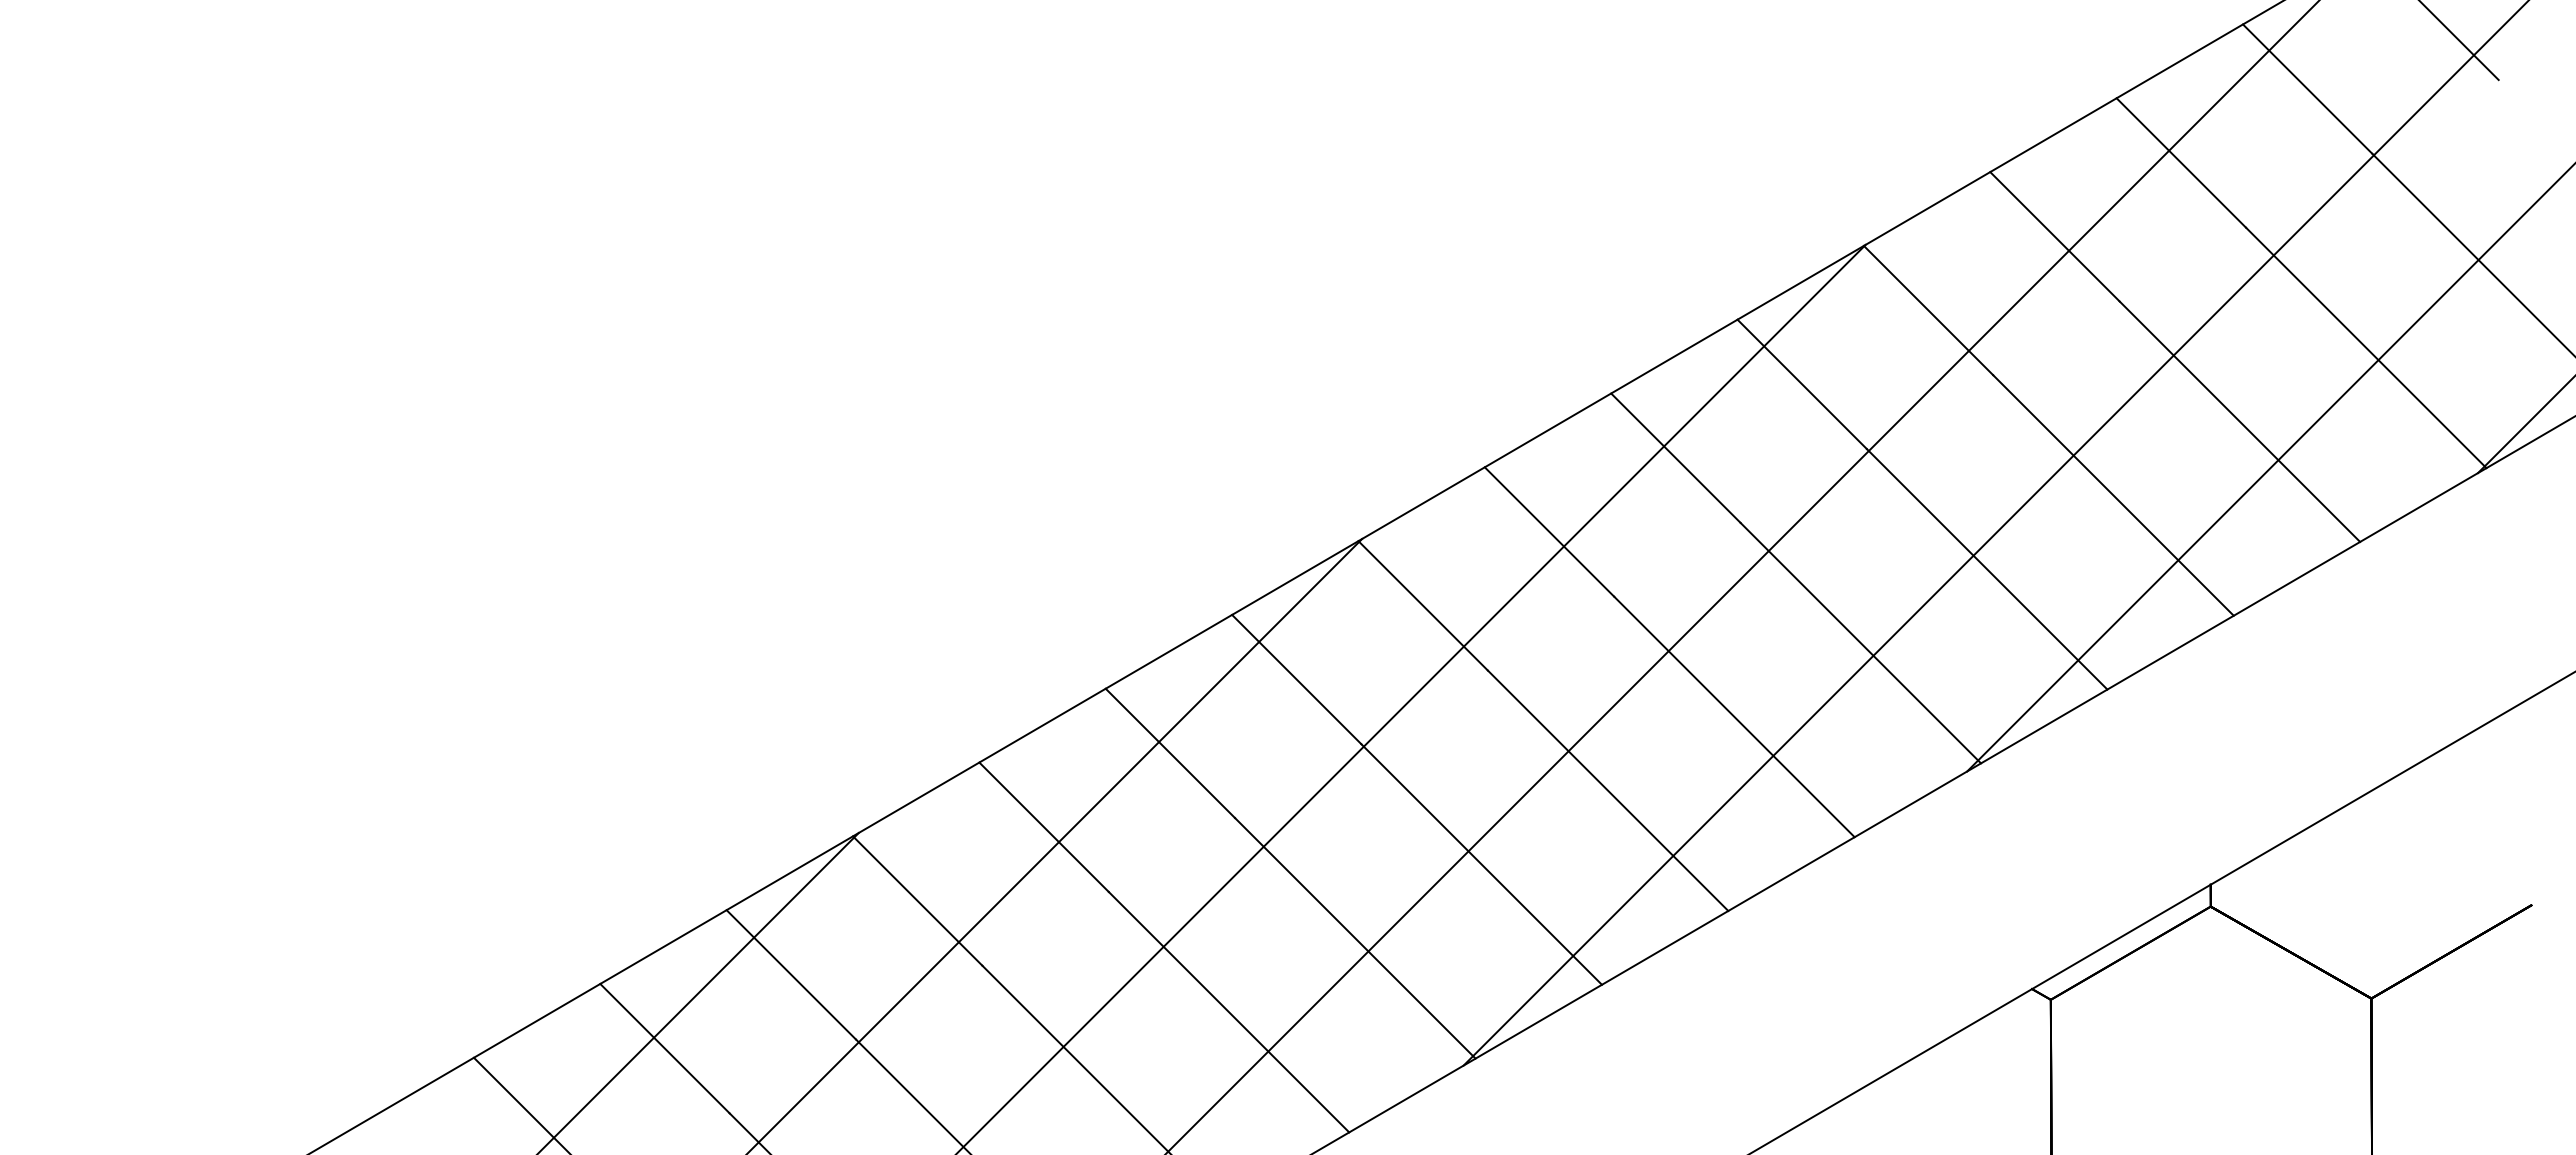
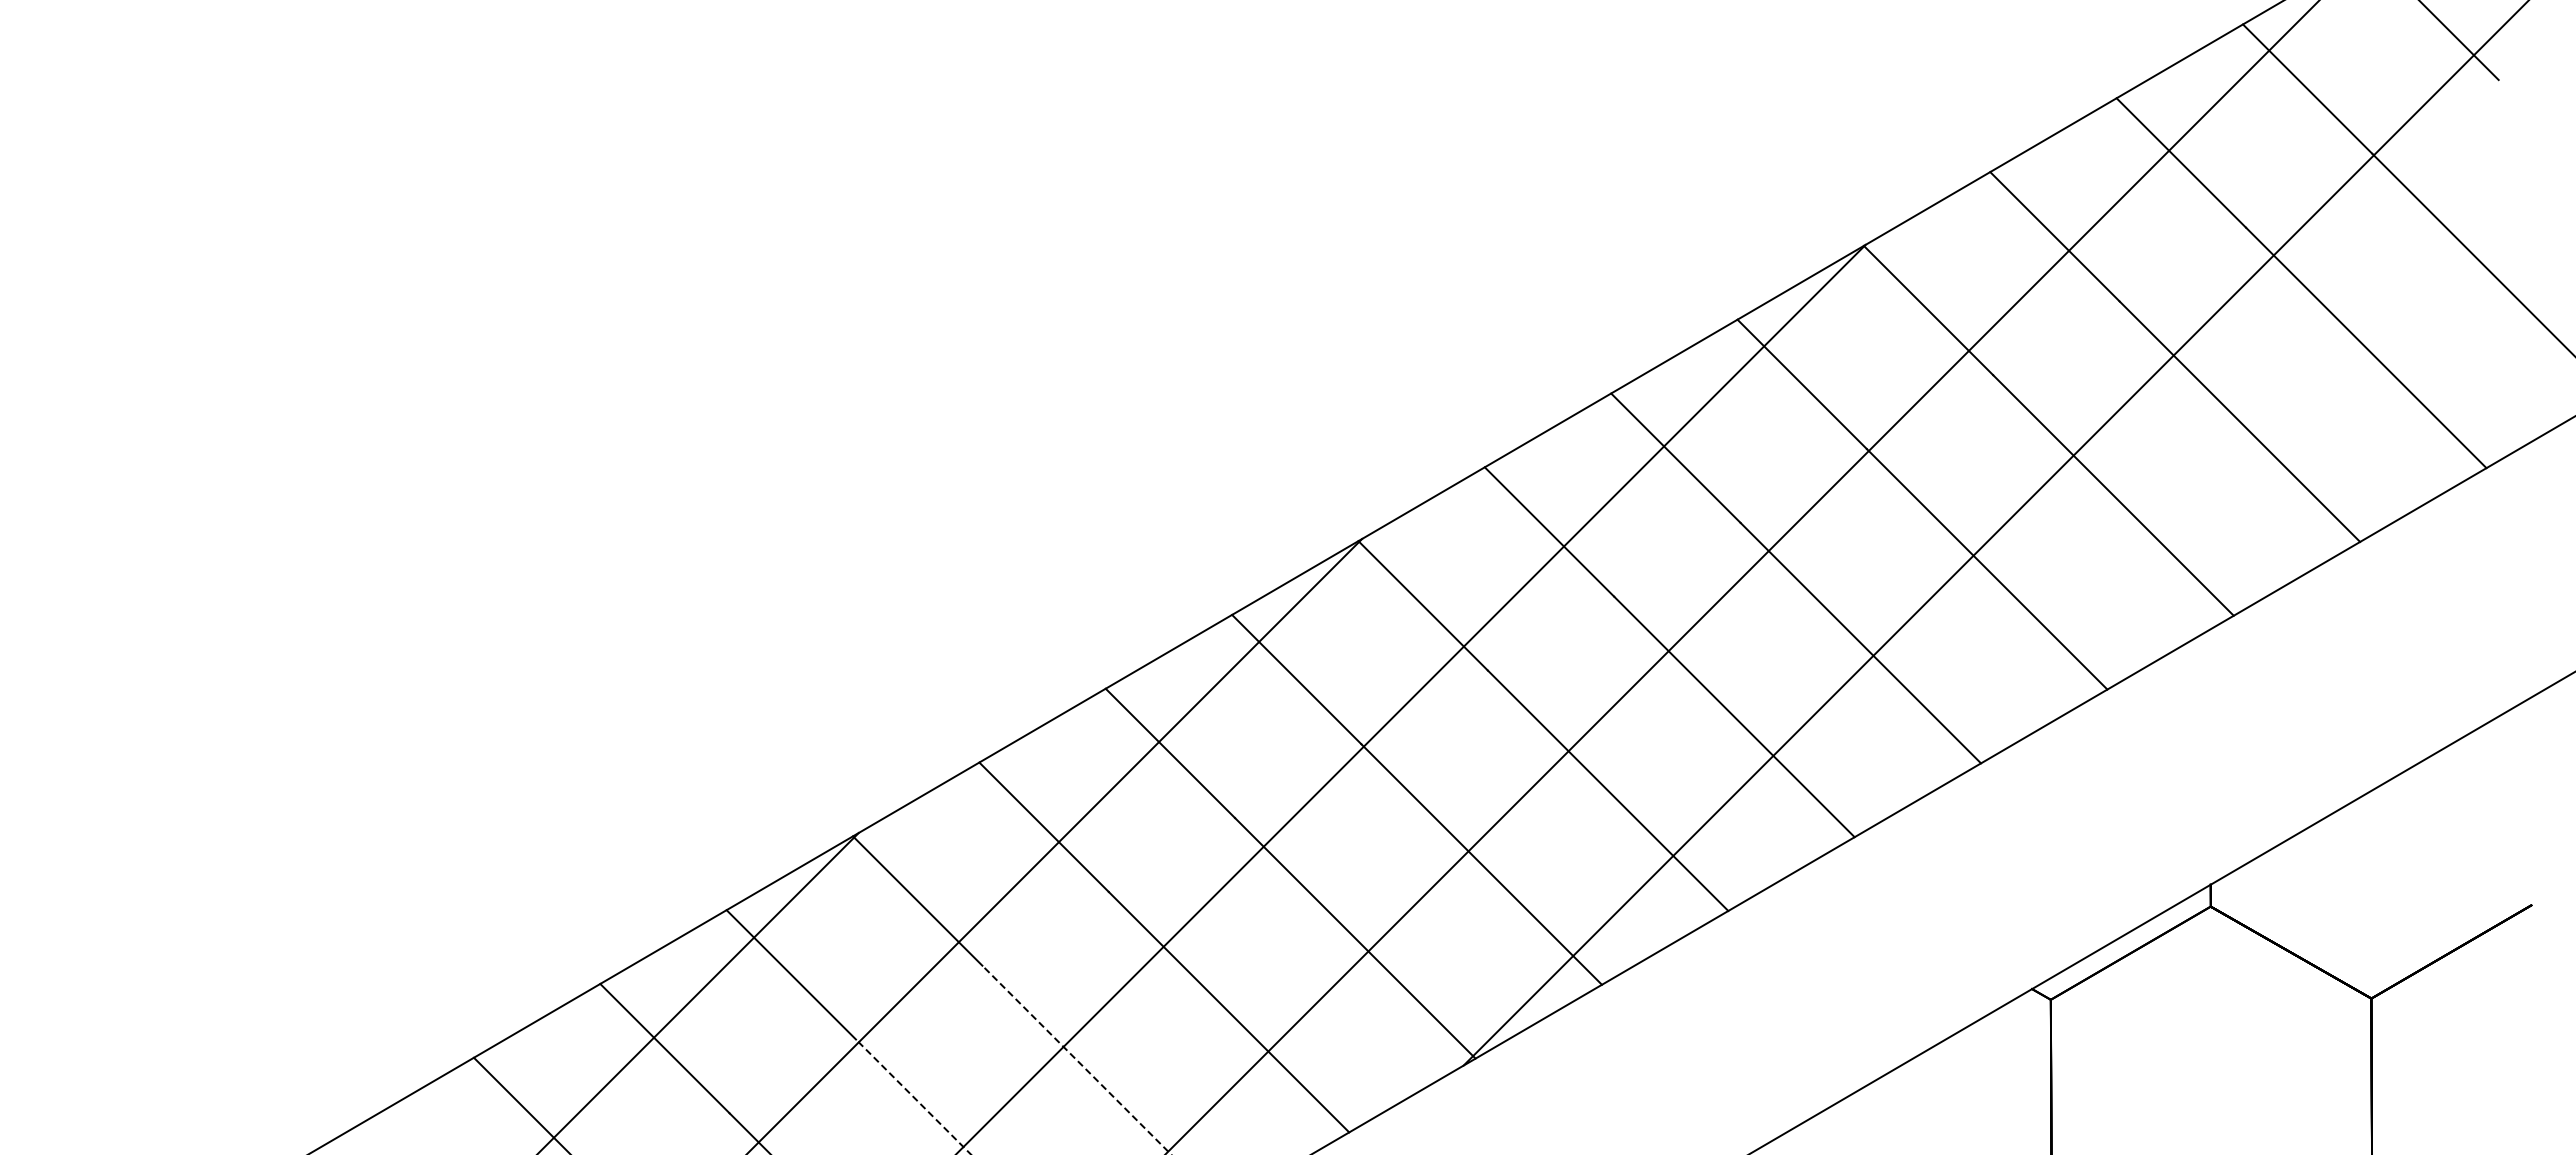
line: present -> none (2524, 425)
line: present -> none (2269, 468)
line: solid -> dashed (1076, 1060)
line: solid -> dashed (913, 1096)
